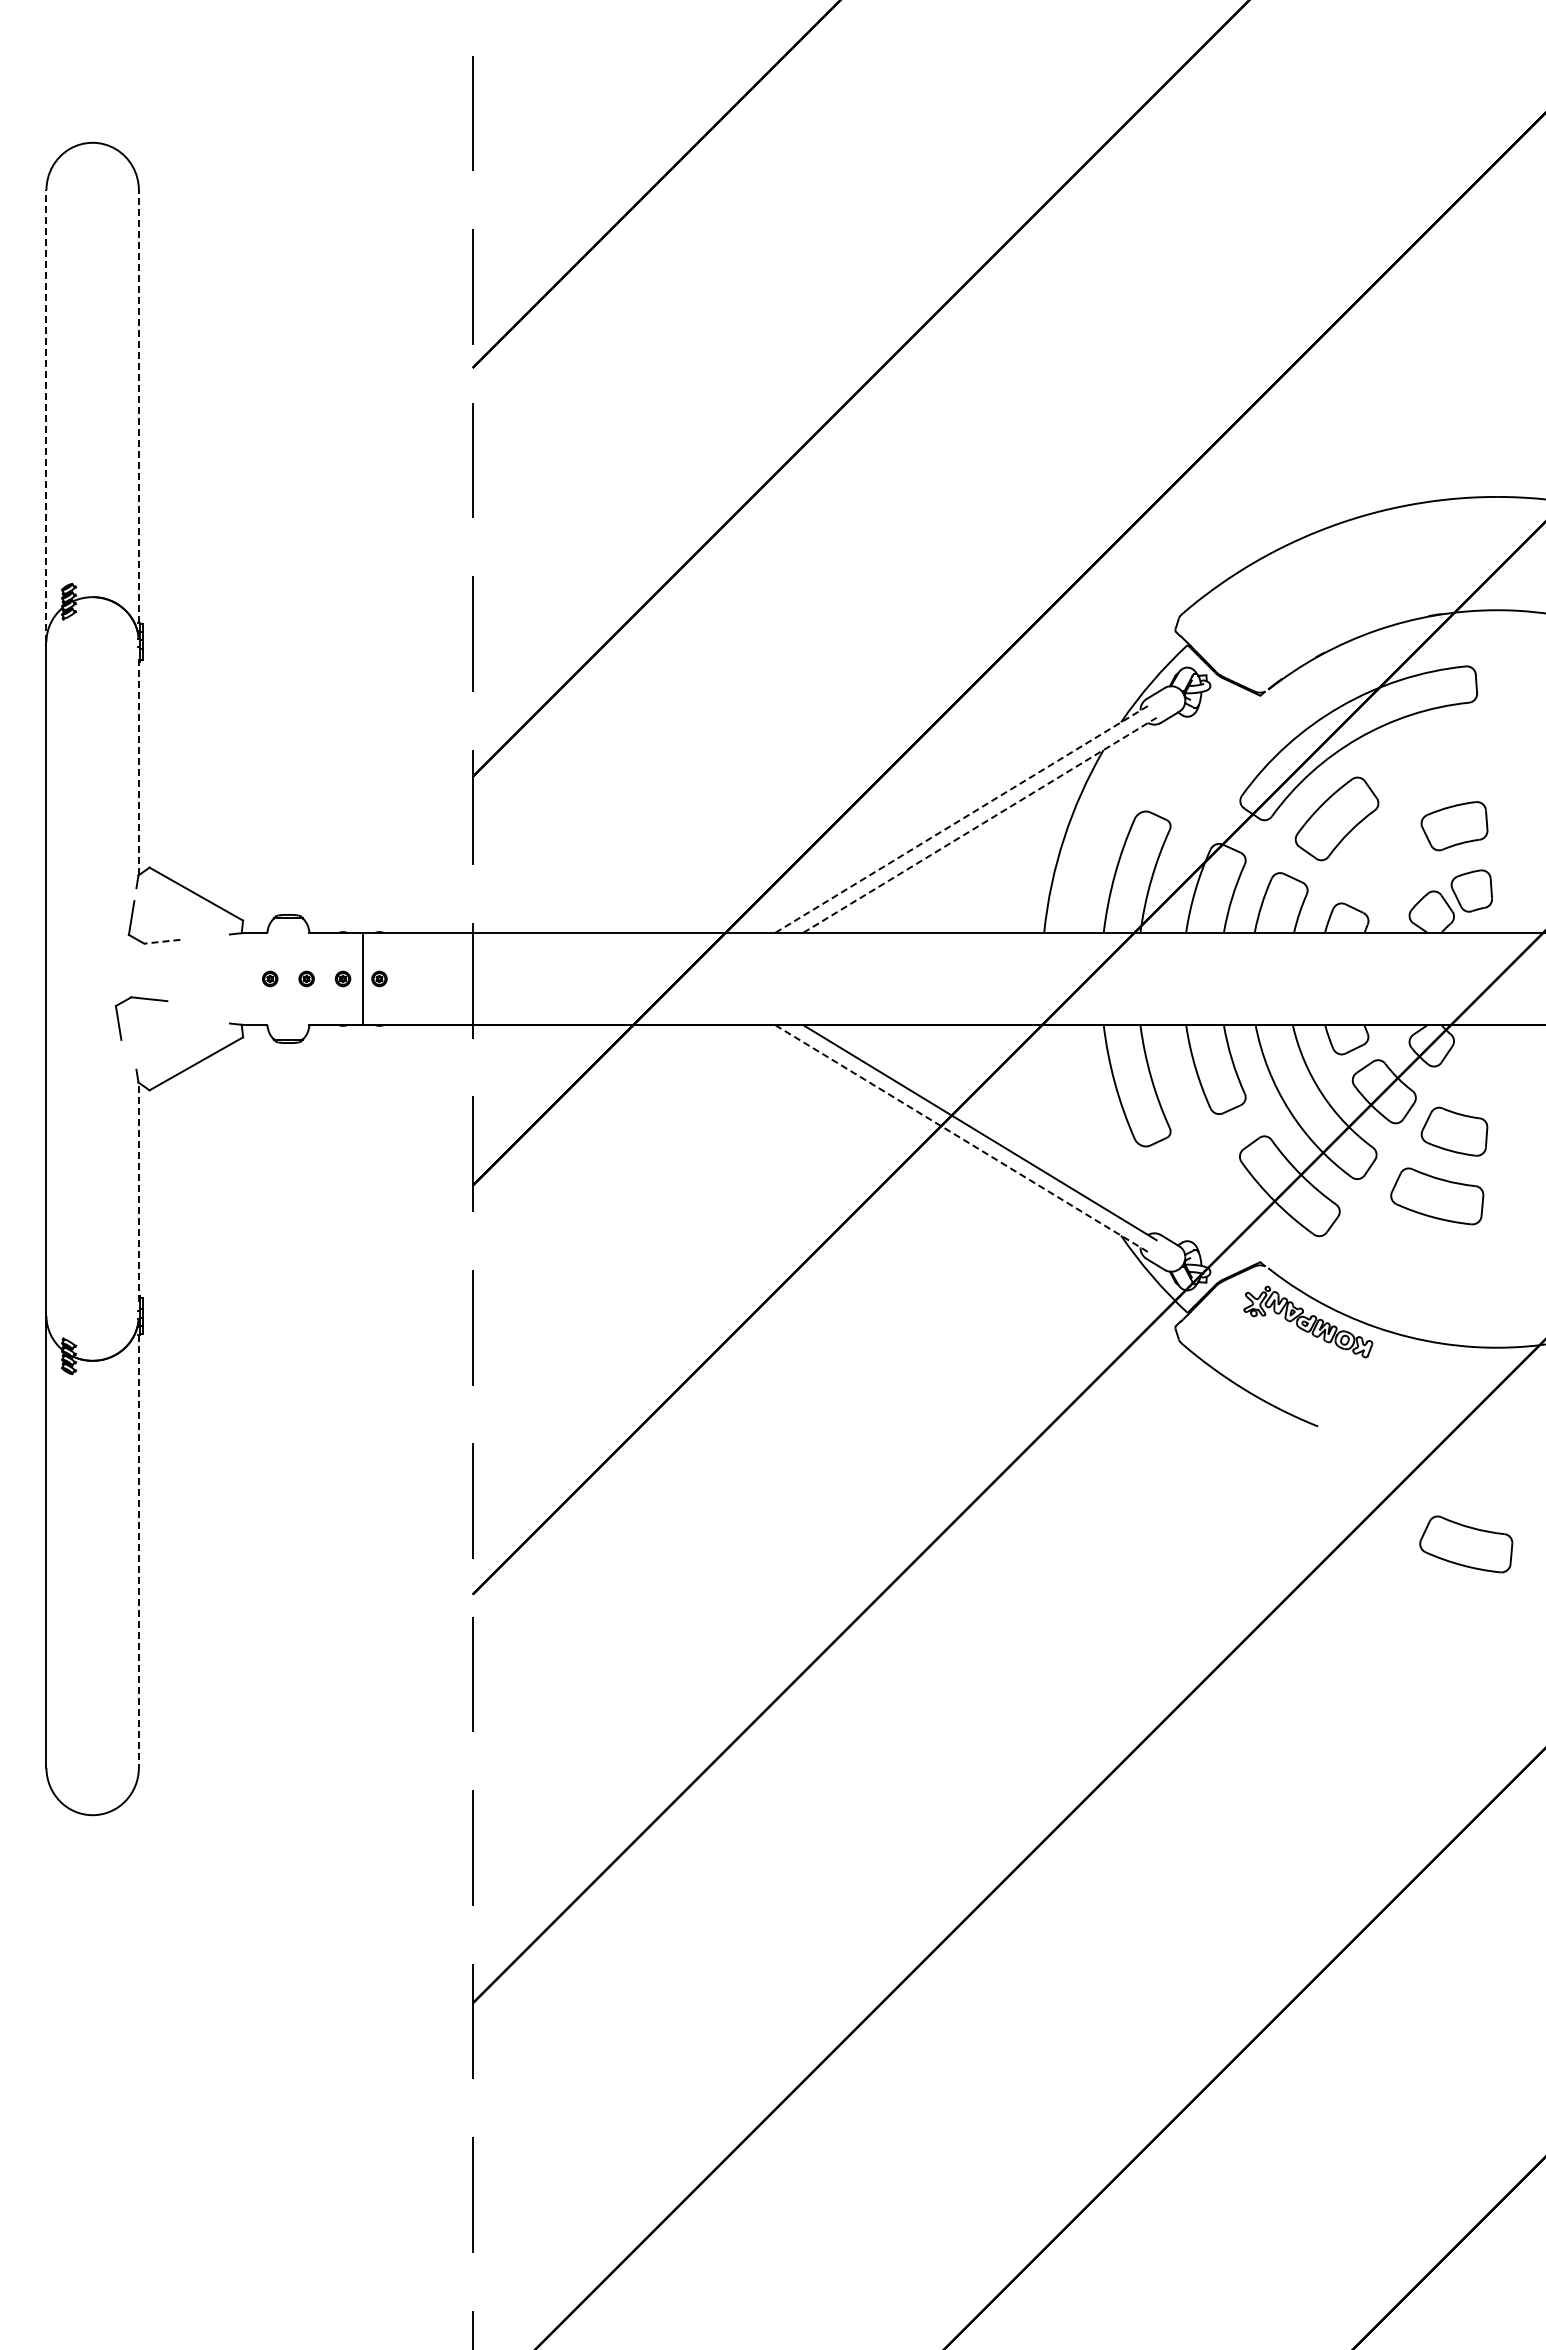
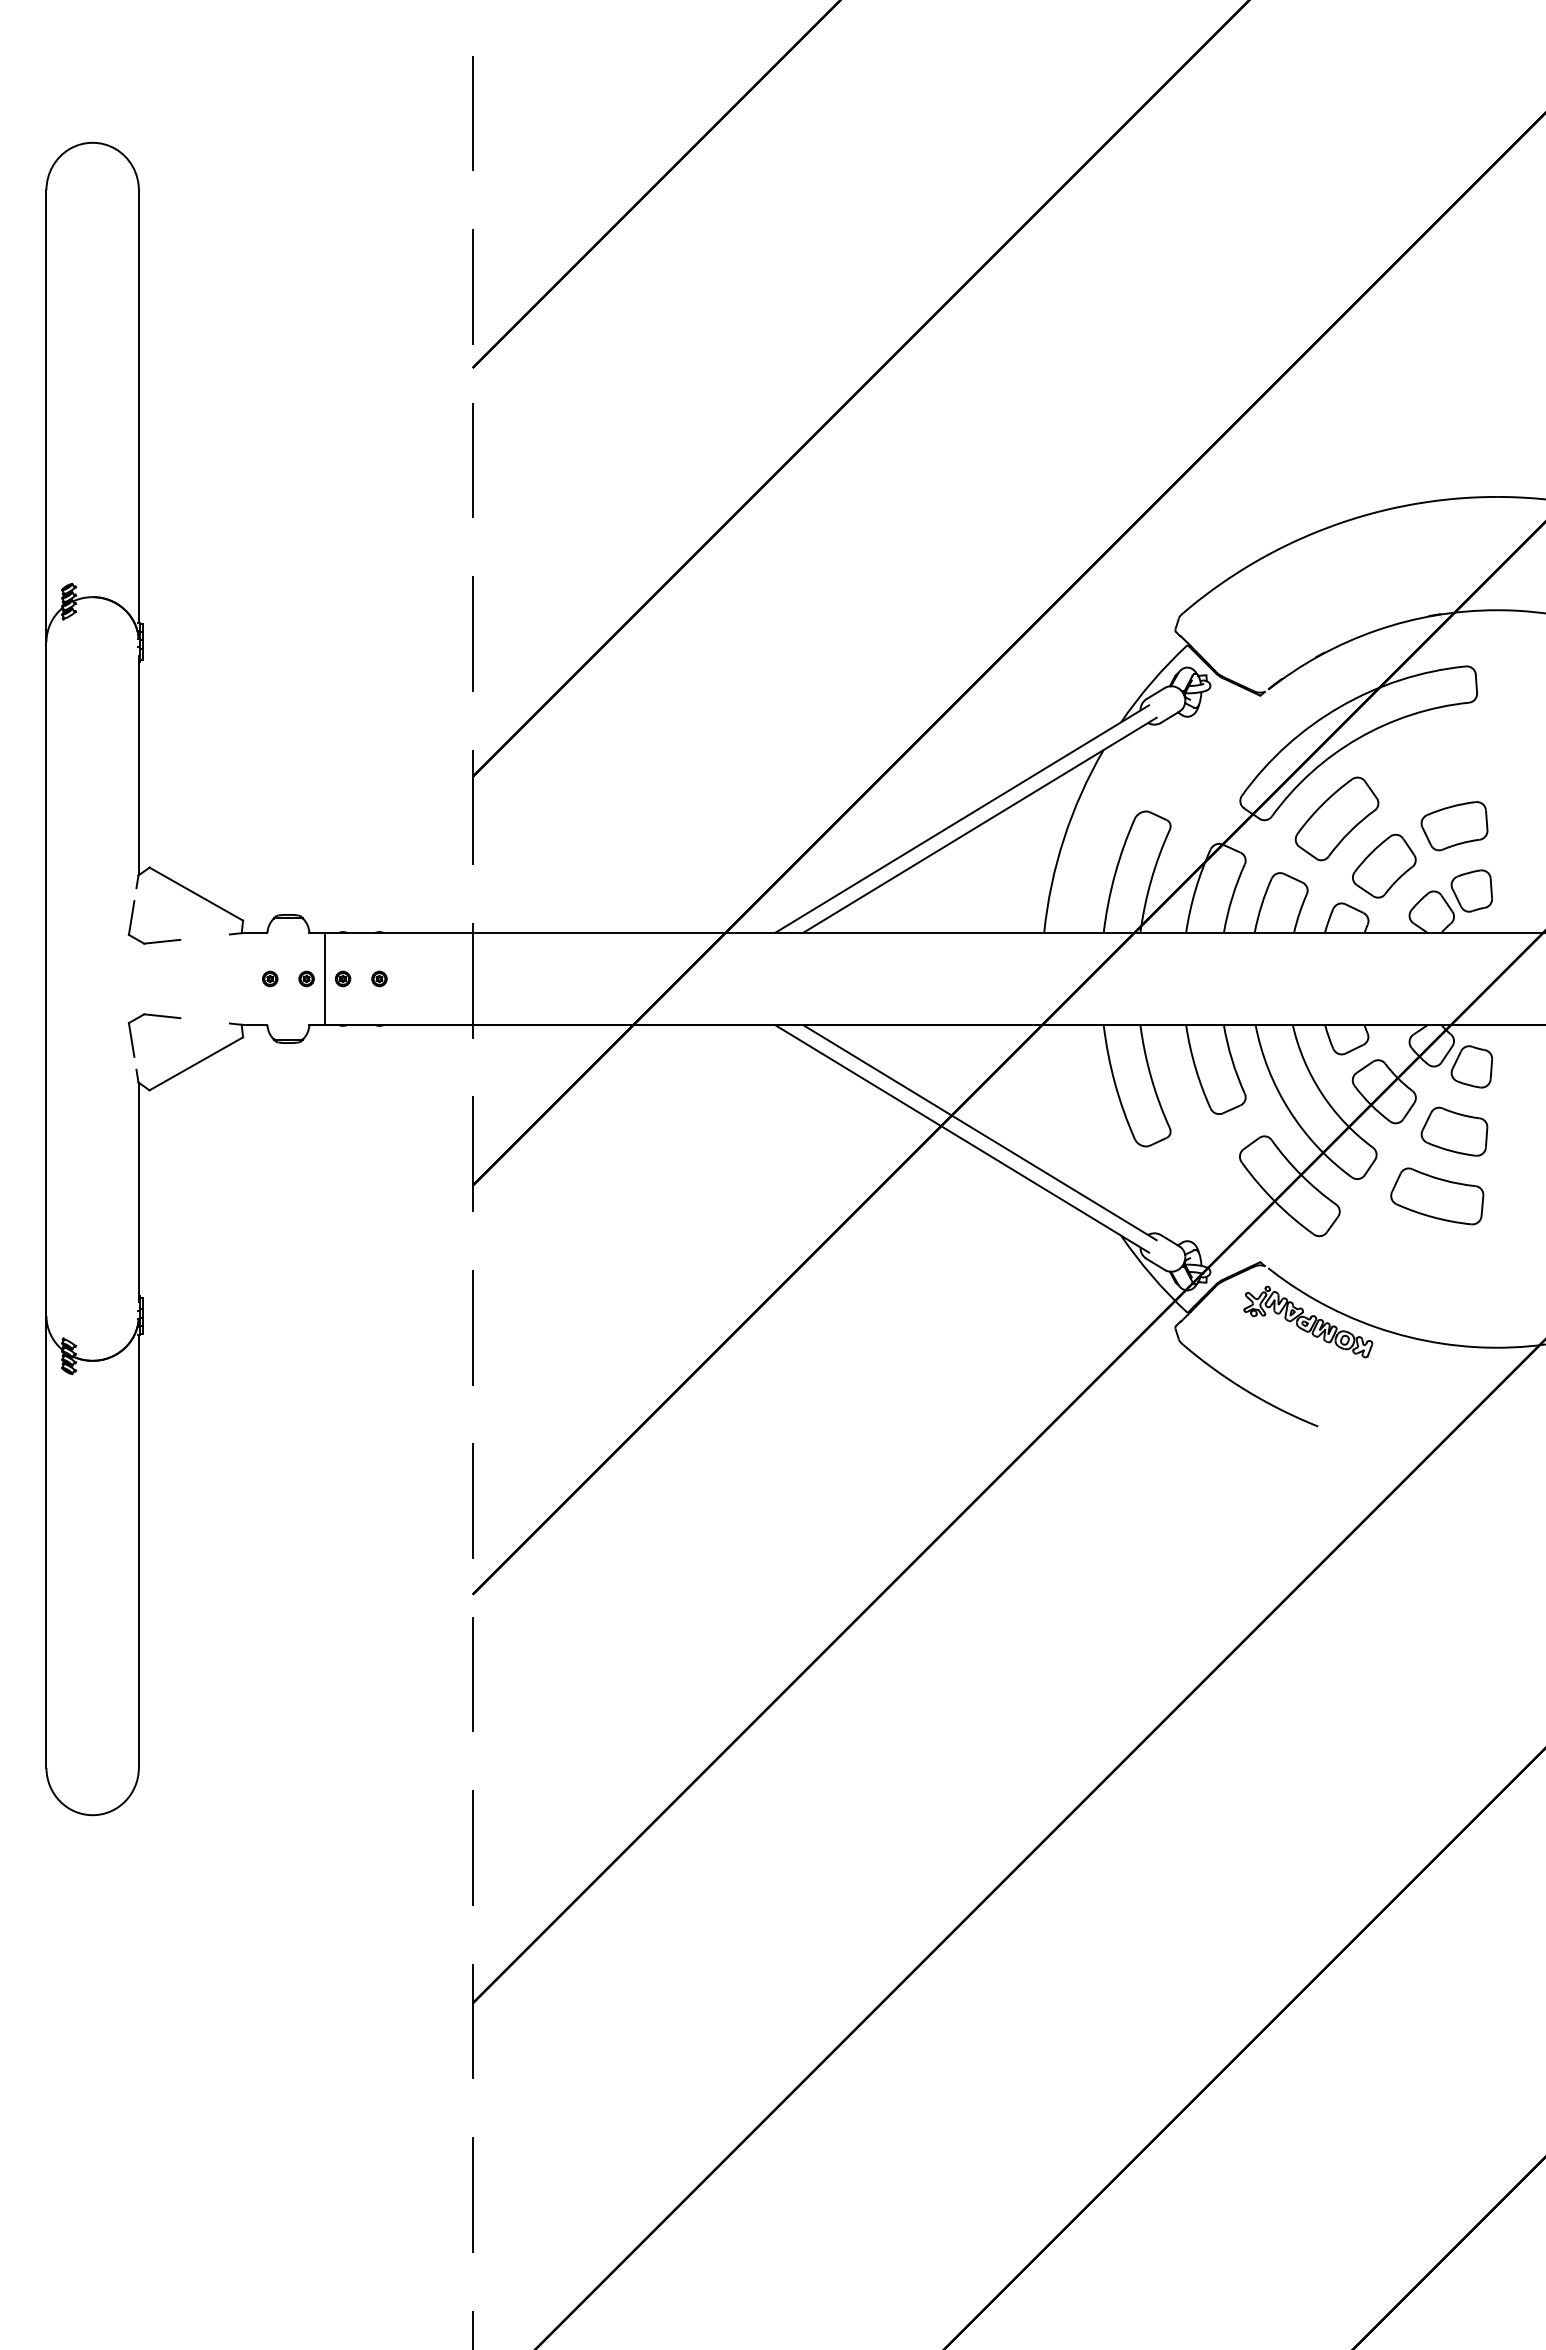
line: dashed -> solid (138, 405)
line: dashed -> solid (46, 416)
line: dashed -> solid (138, 765)
line: dashed -> solid (962, 819)
line: dashed -> solid (980, 825)
part: none -> present (1384, 865)
line: dashed -> solid (161, 941)
line position: (362, 978) -> (324, 978) (324, 978)
part position: (141, 999) -> (154, 1016) (154, 1016)
part: none -> present (1471, 1066)
line: dashed -> solid (962, 1138)
line: dashed -> solid (138, 1191)
part: present -> none (1466, 1544)
line: dashed -> solid (138, 1552)
